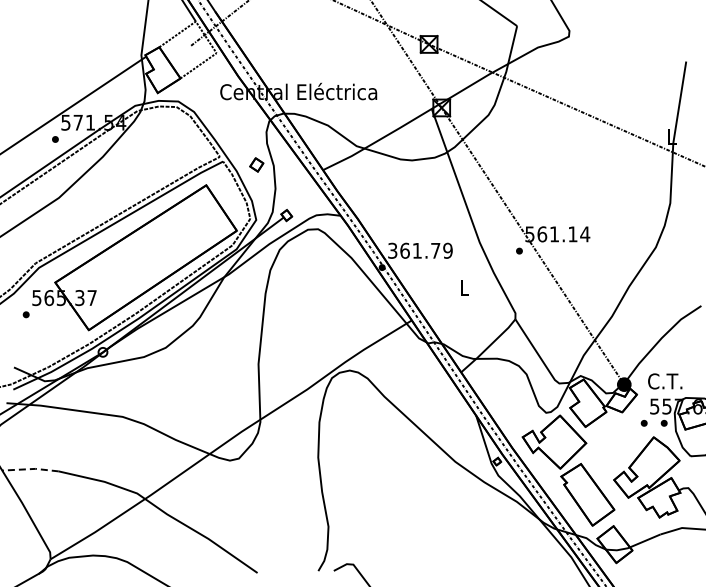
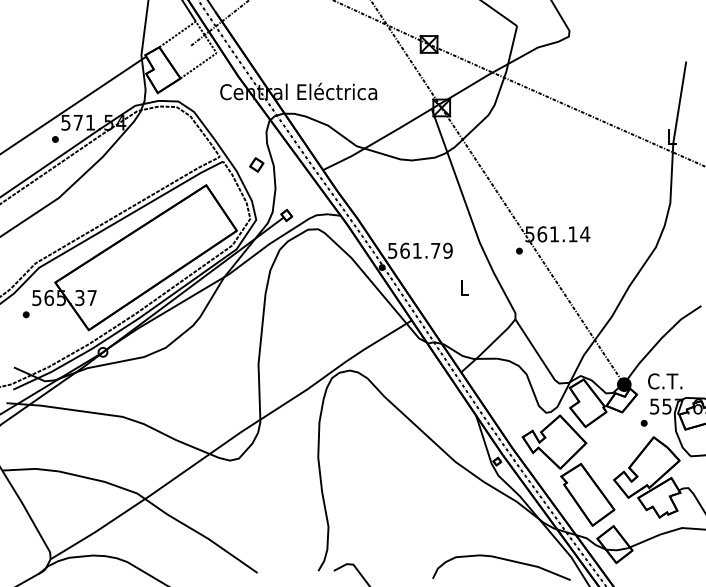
text: 361.79 -> 561.79 (392, 249)
part: present -> none (663, 423)
line: dashed -> solid (30, 469)
curve: none -> present (504, 560)
